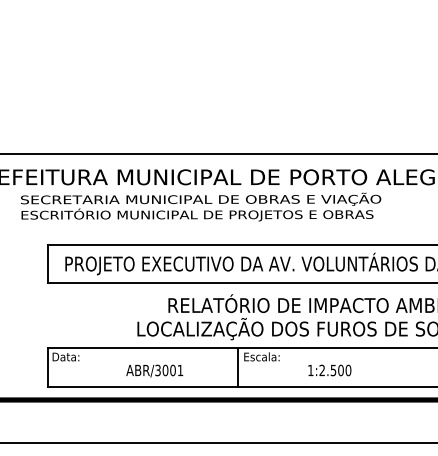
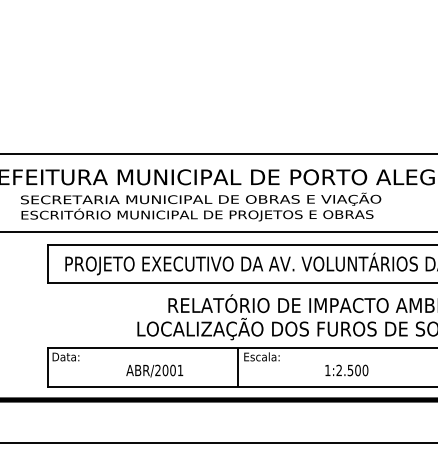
line: none -> present (218, 231)
text: ABR/3001 -> ABR/2001 (157, 370)
text position: (329, 370) -> (346, 370) (346, 370)
